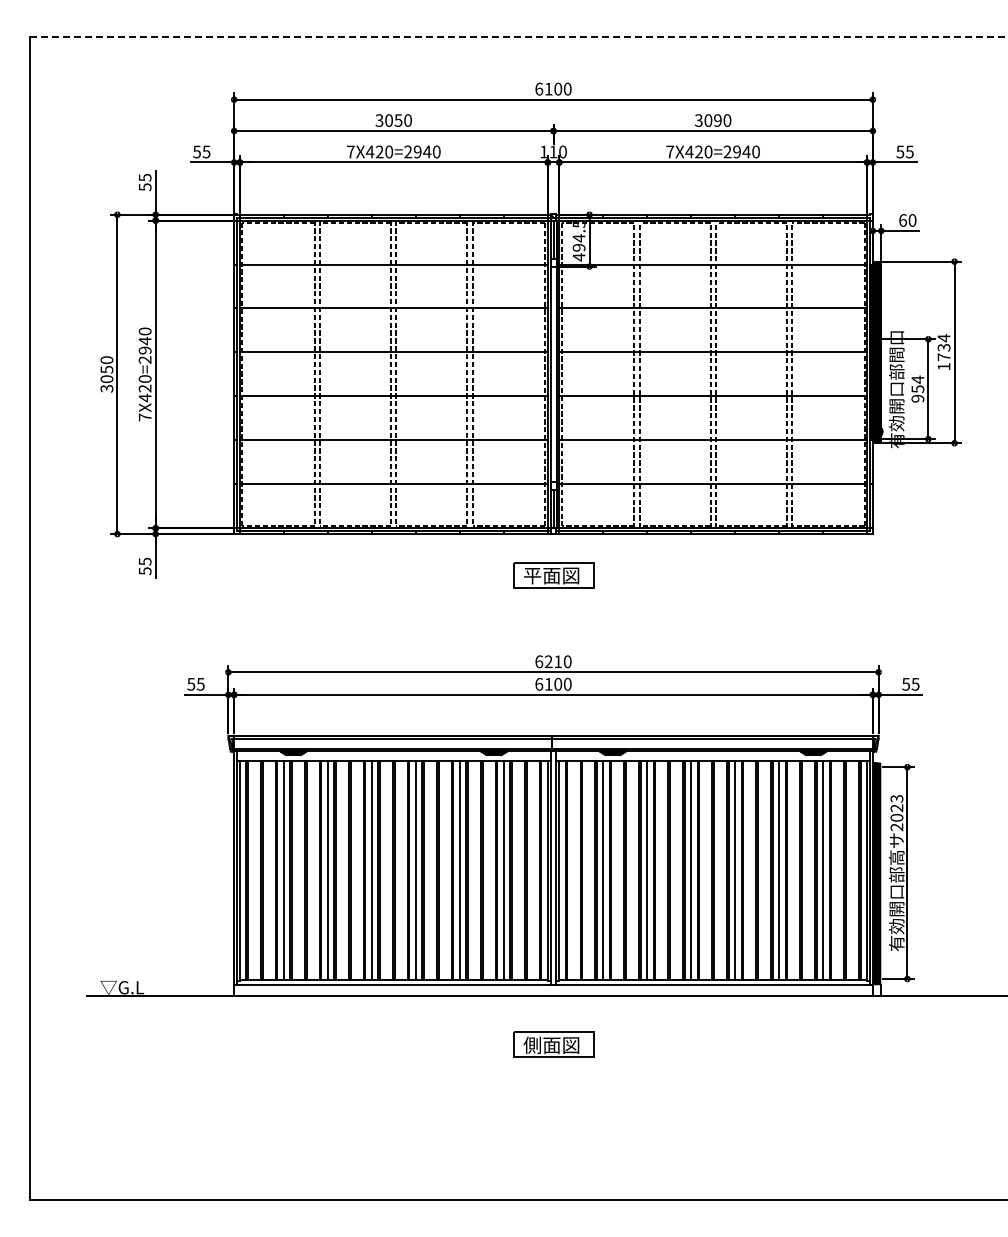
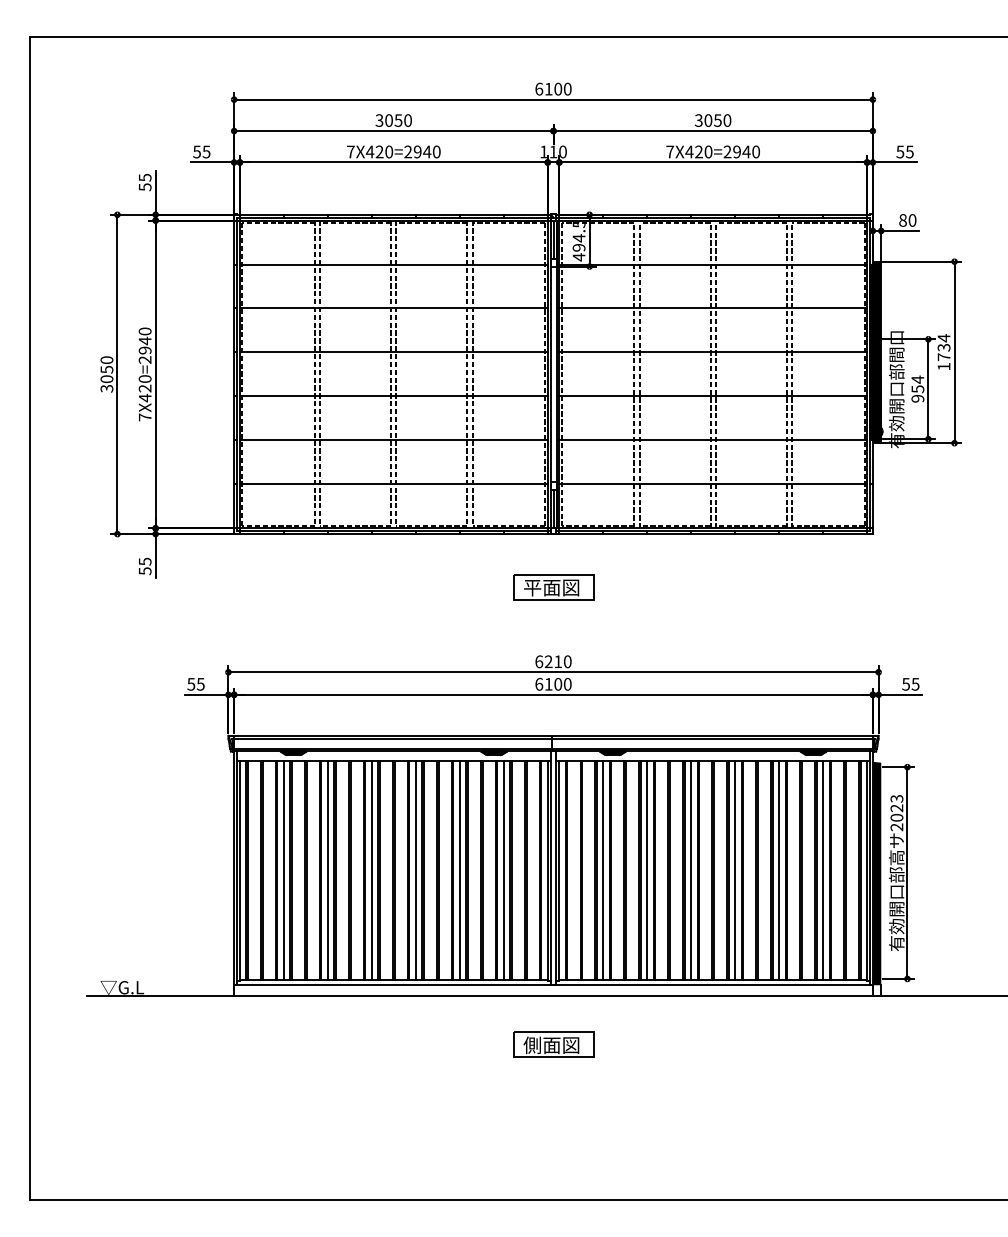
line: dashed -> solid (518, 37)
text: 3090 -> 3050 (717, 120)
text: 60 -> 80 (903, 220)
part position: (553, 575) -> (553, 587) (553, 587)
